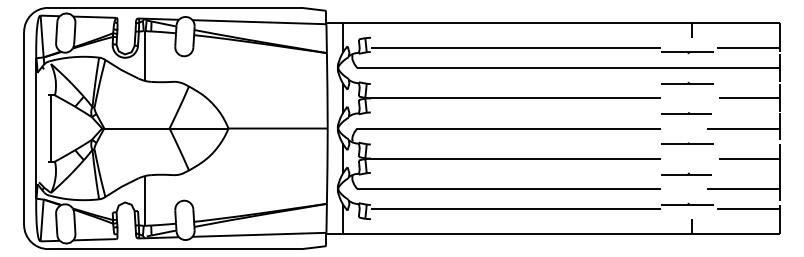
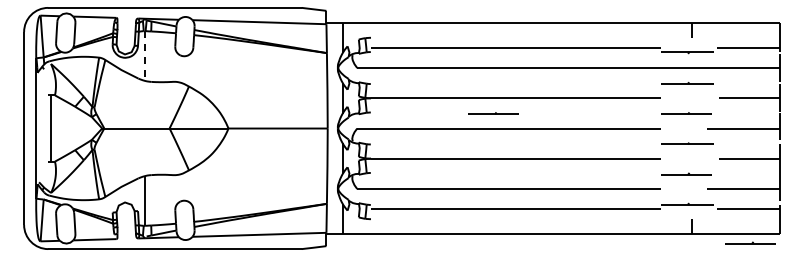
line: solid -> dashed (145, 56)
line: none -> present (493, 113)
part: none -> present (750, 242)
